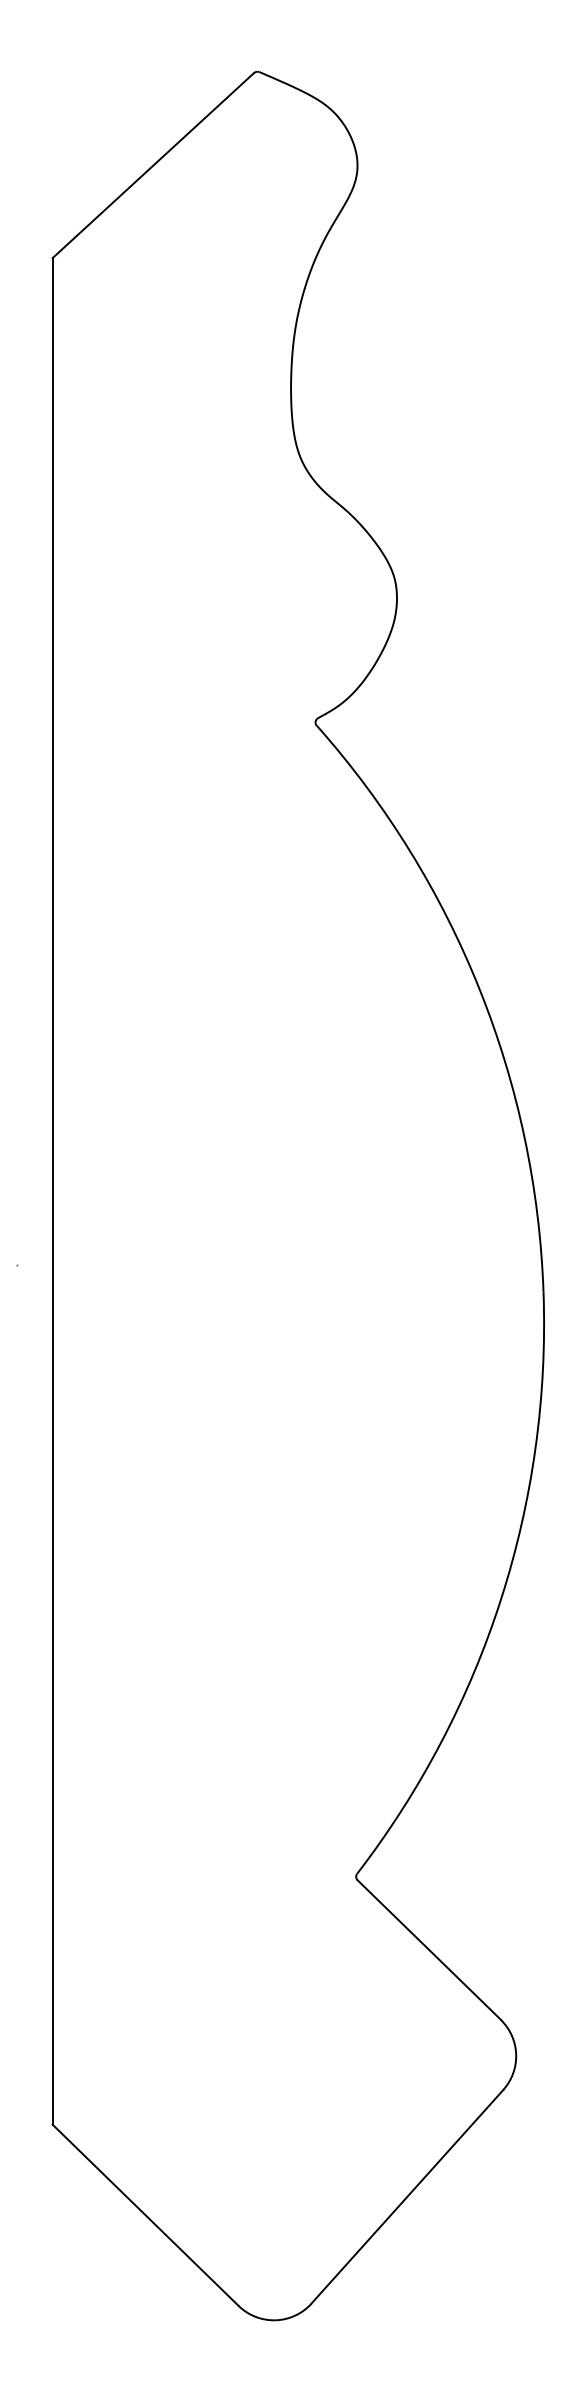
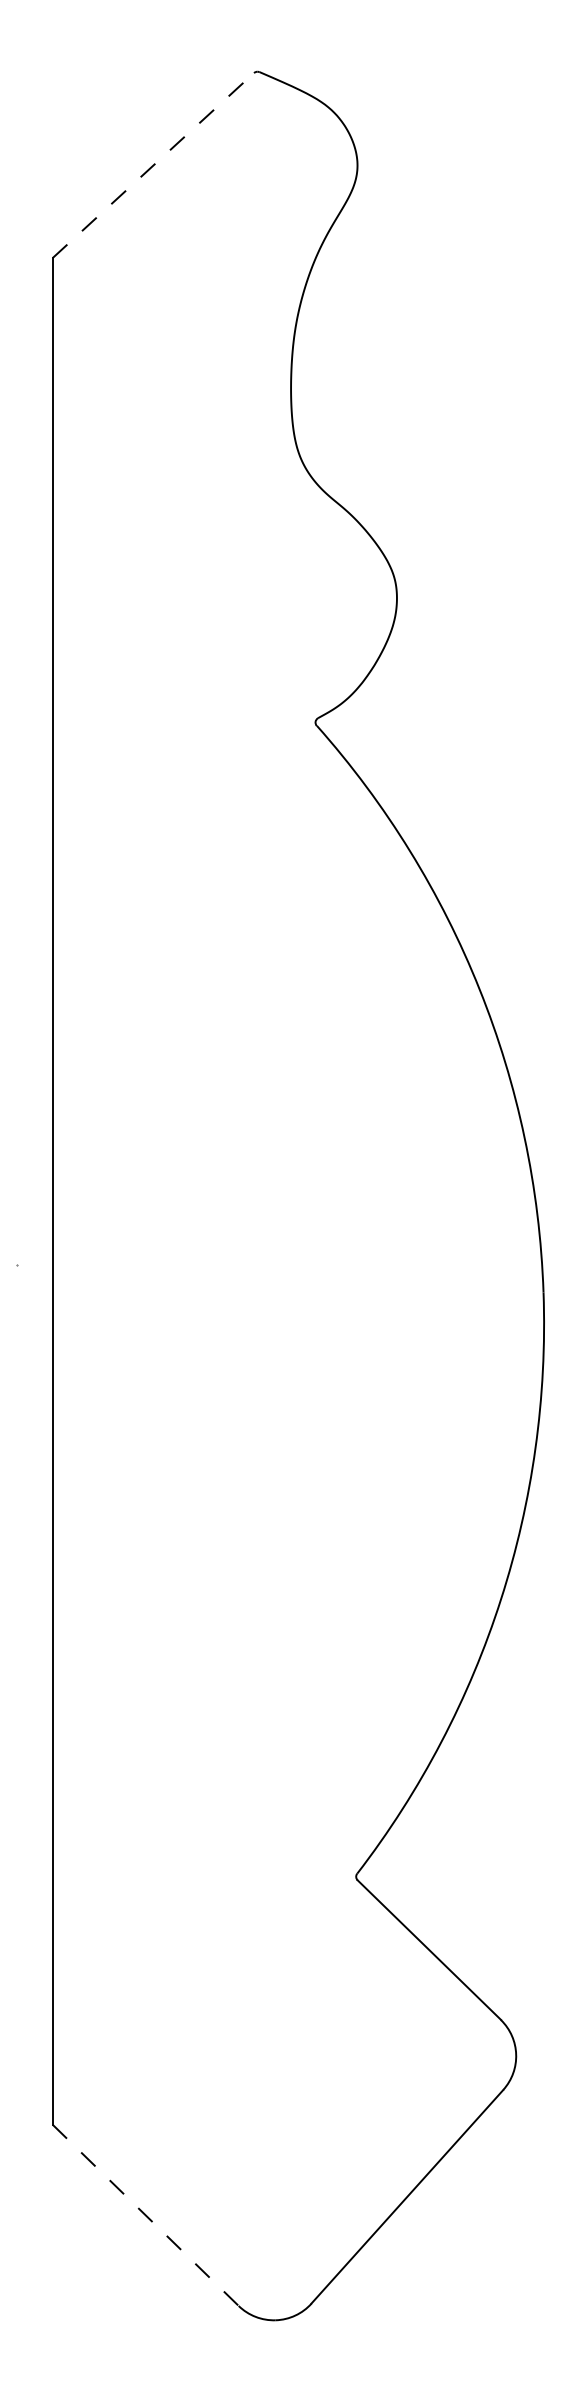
line: solid -> dashed (153, 165)
line: solid -> dashed (145, 2215)
